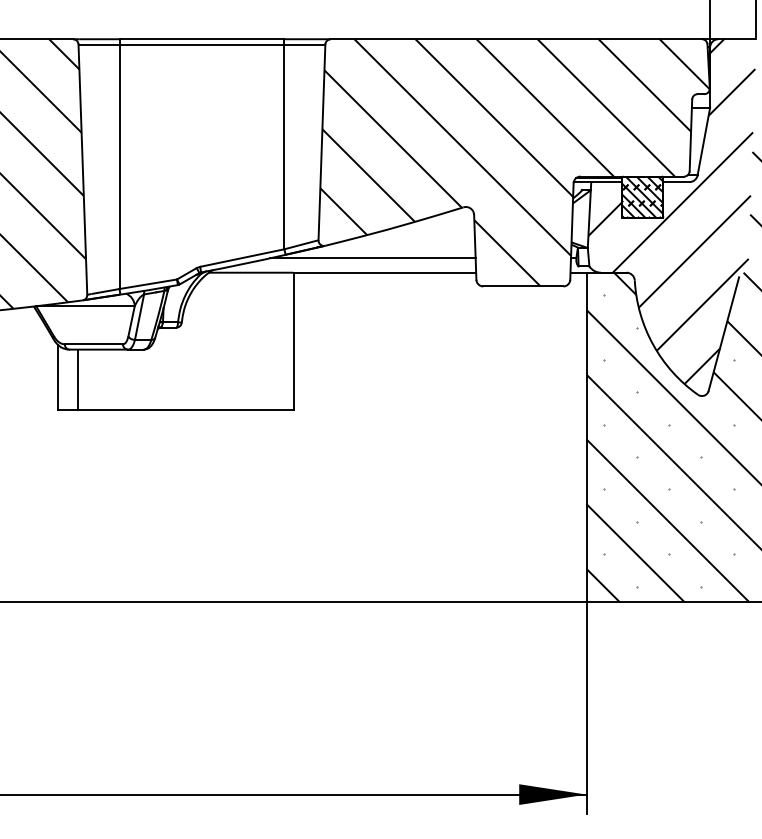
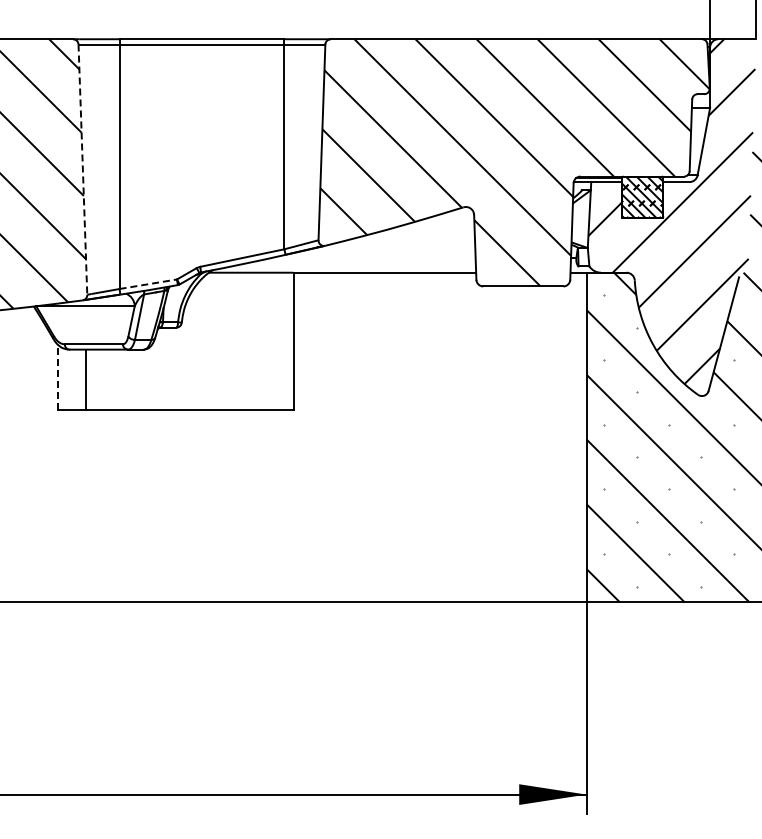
line: solid -> dashed (82, 170)
line: present -> none (372, 258)
line: solid -> dashed (148, 284)
line: solid -> dashed (57, 377)
line position: (77, 379) -> (85, 379) (85, 379)
